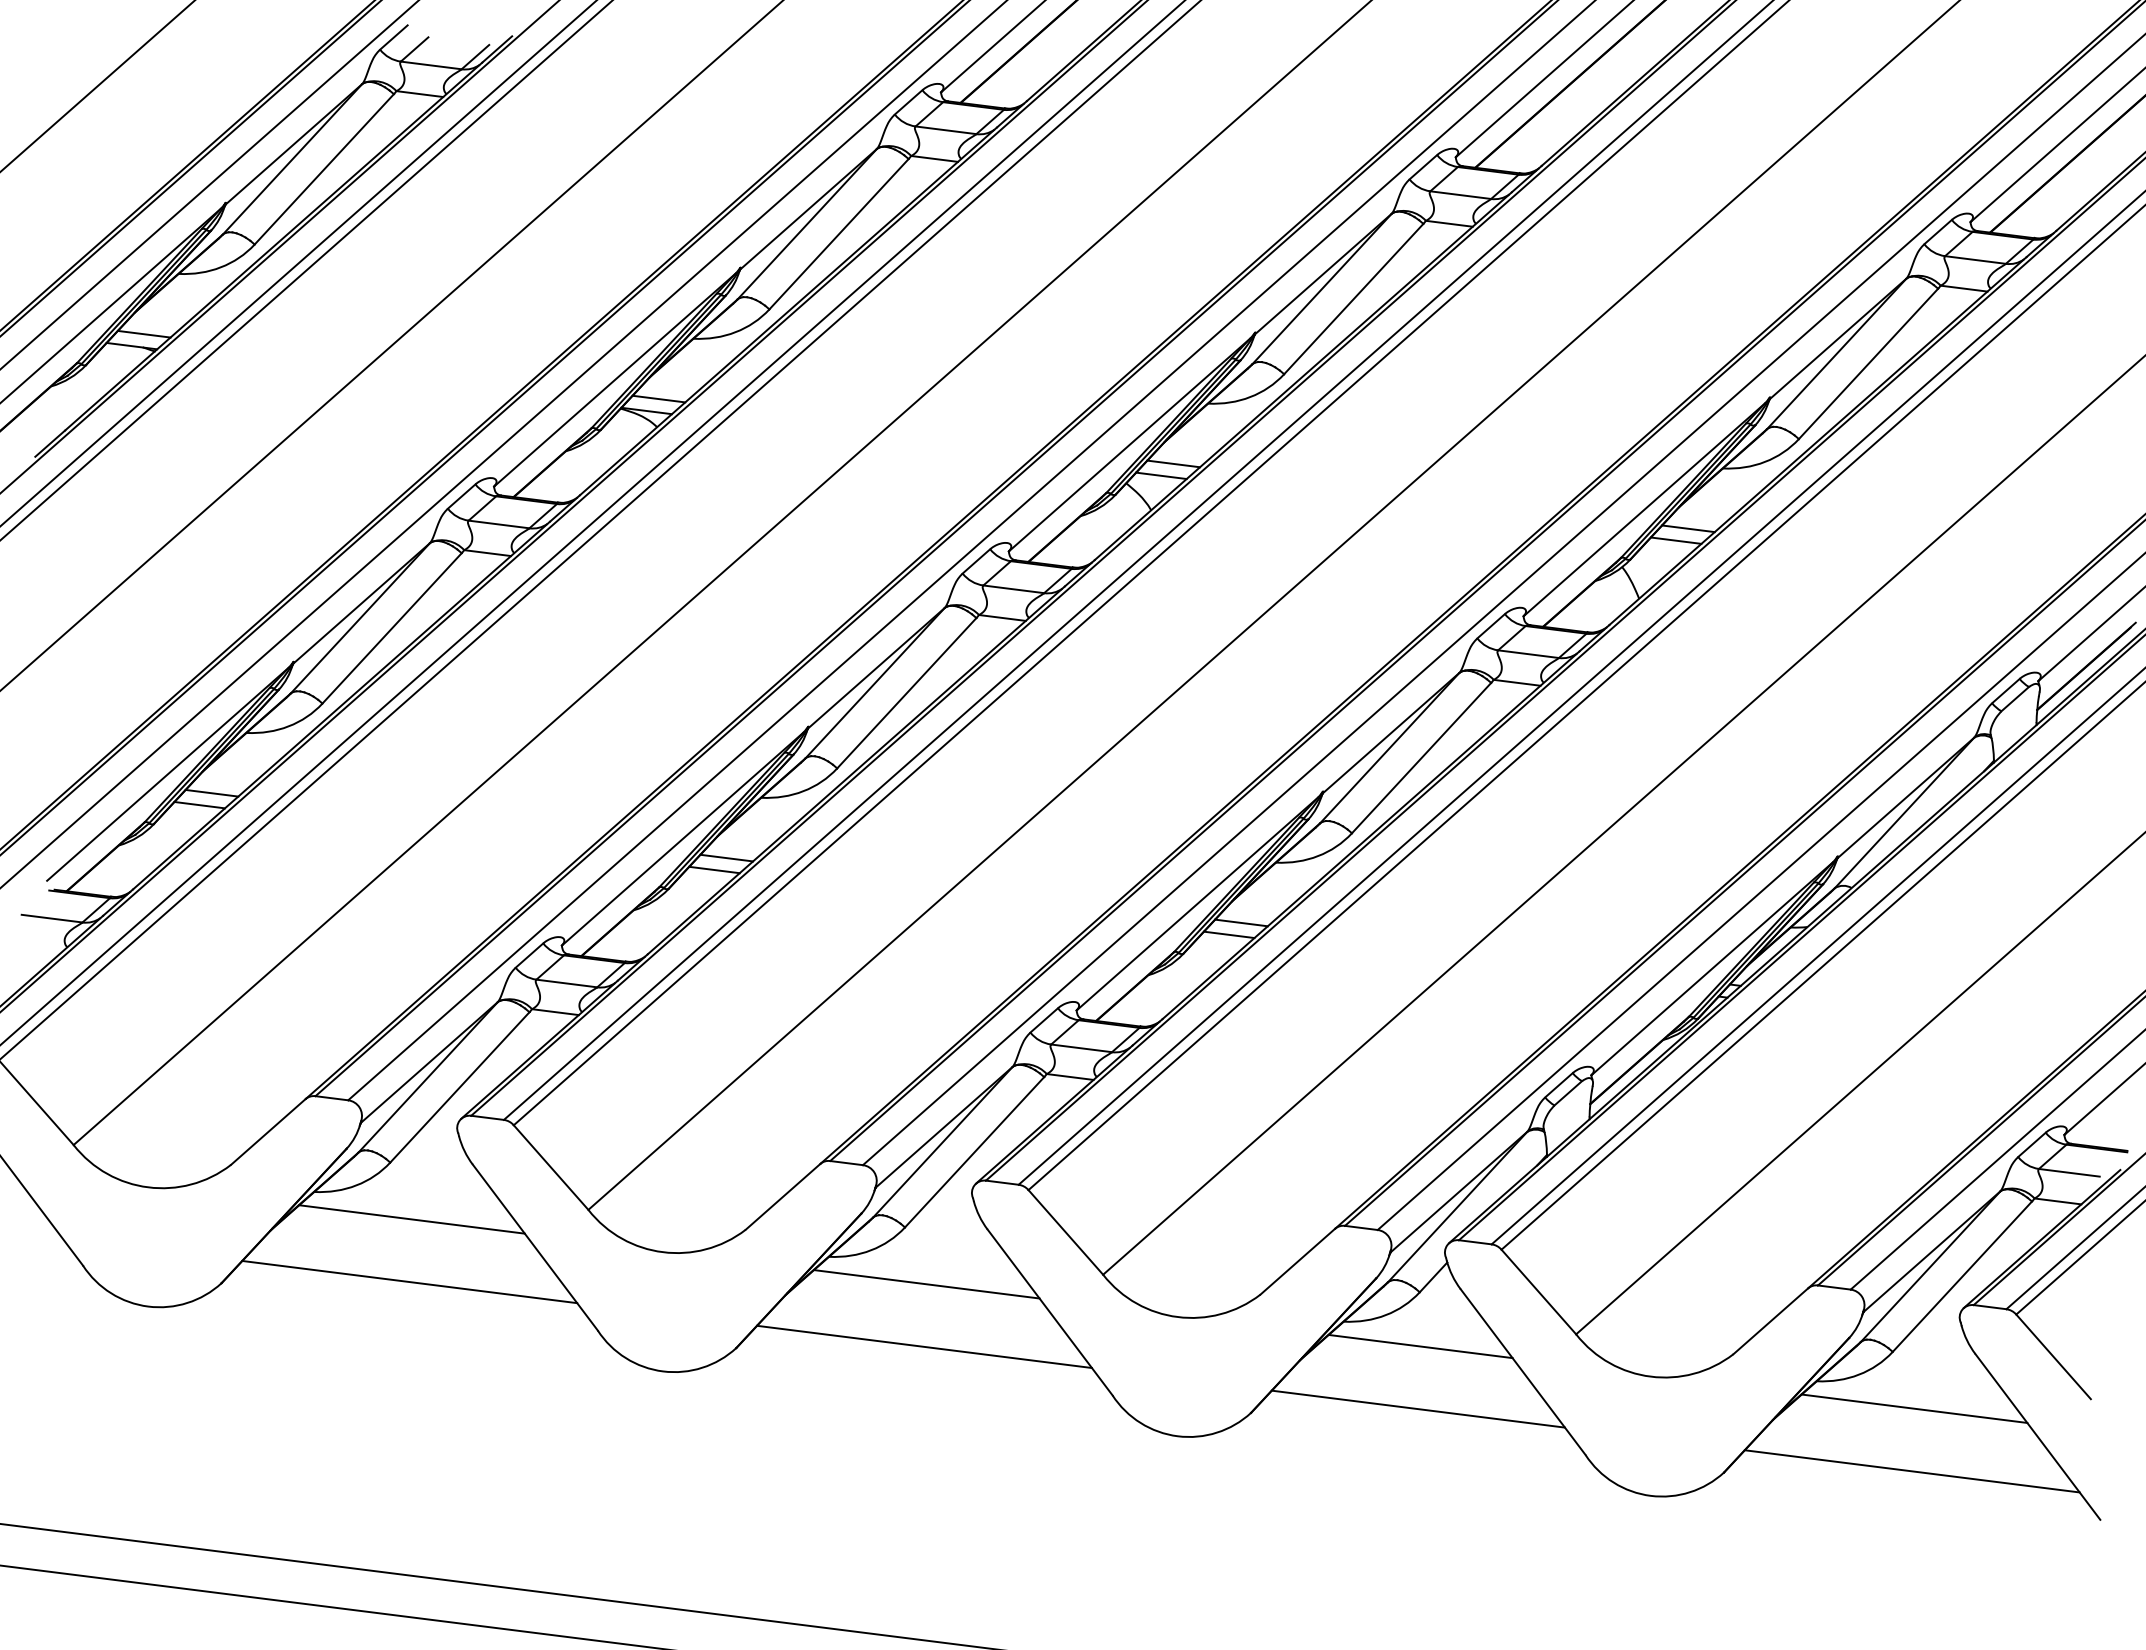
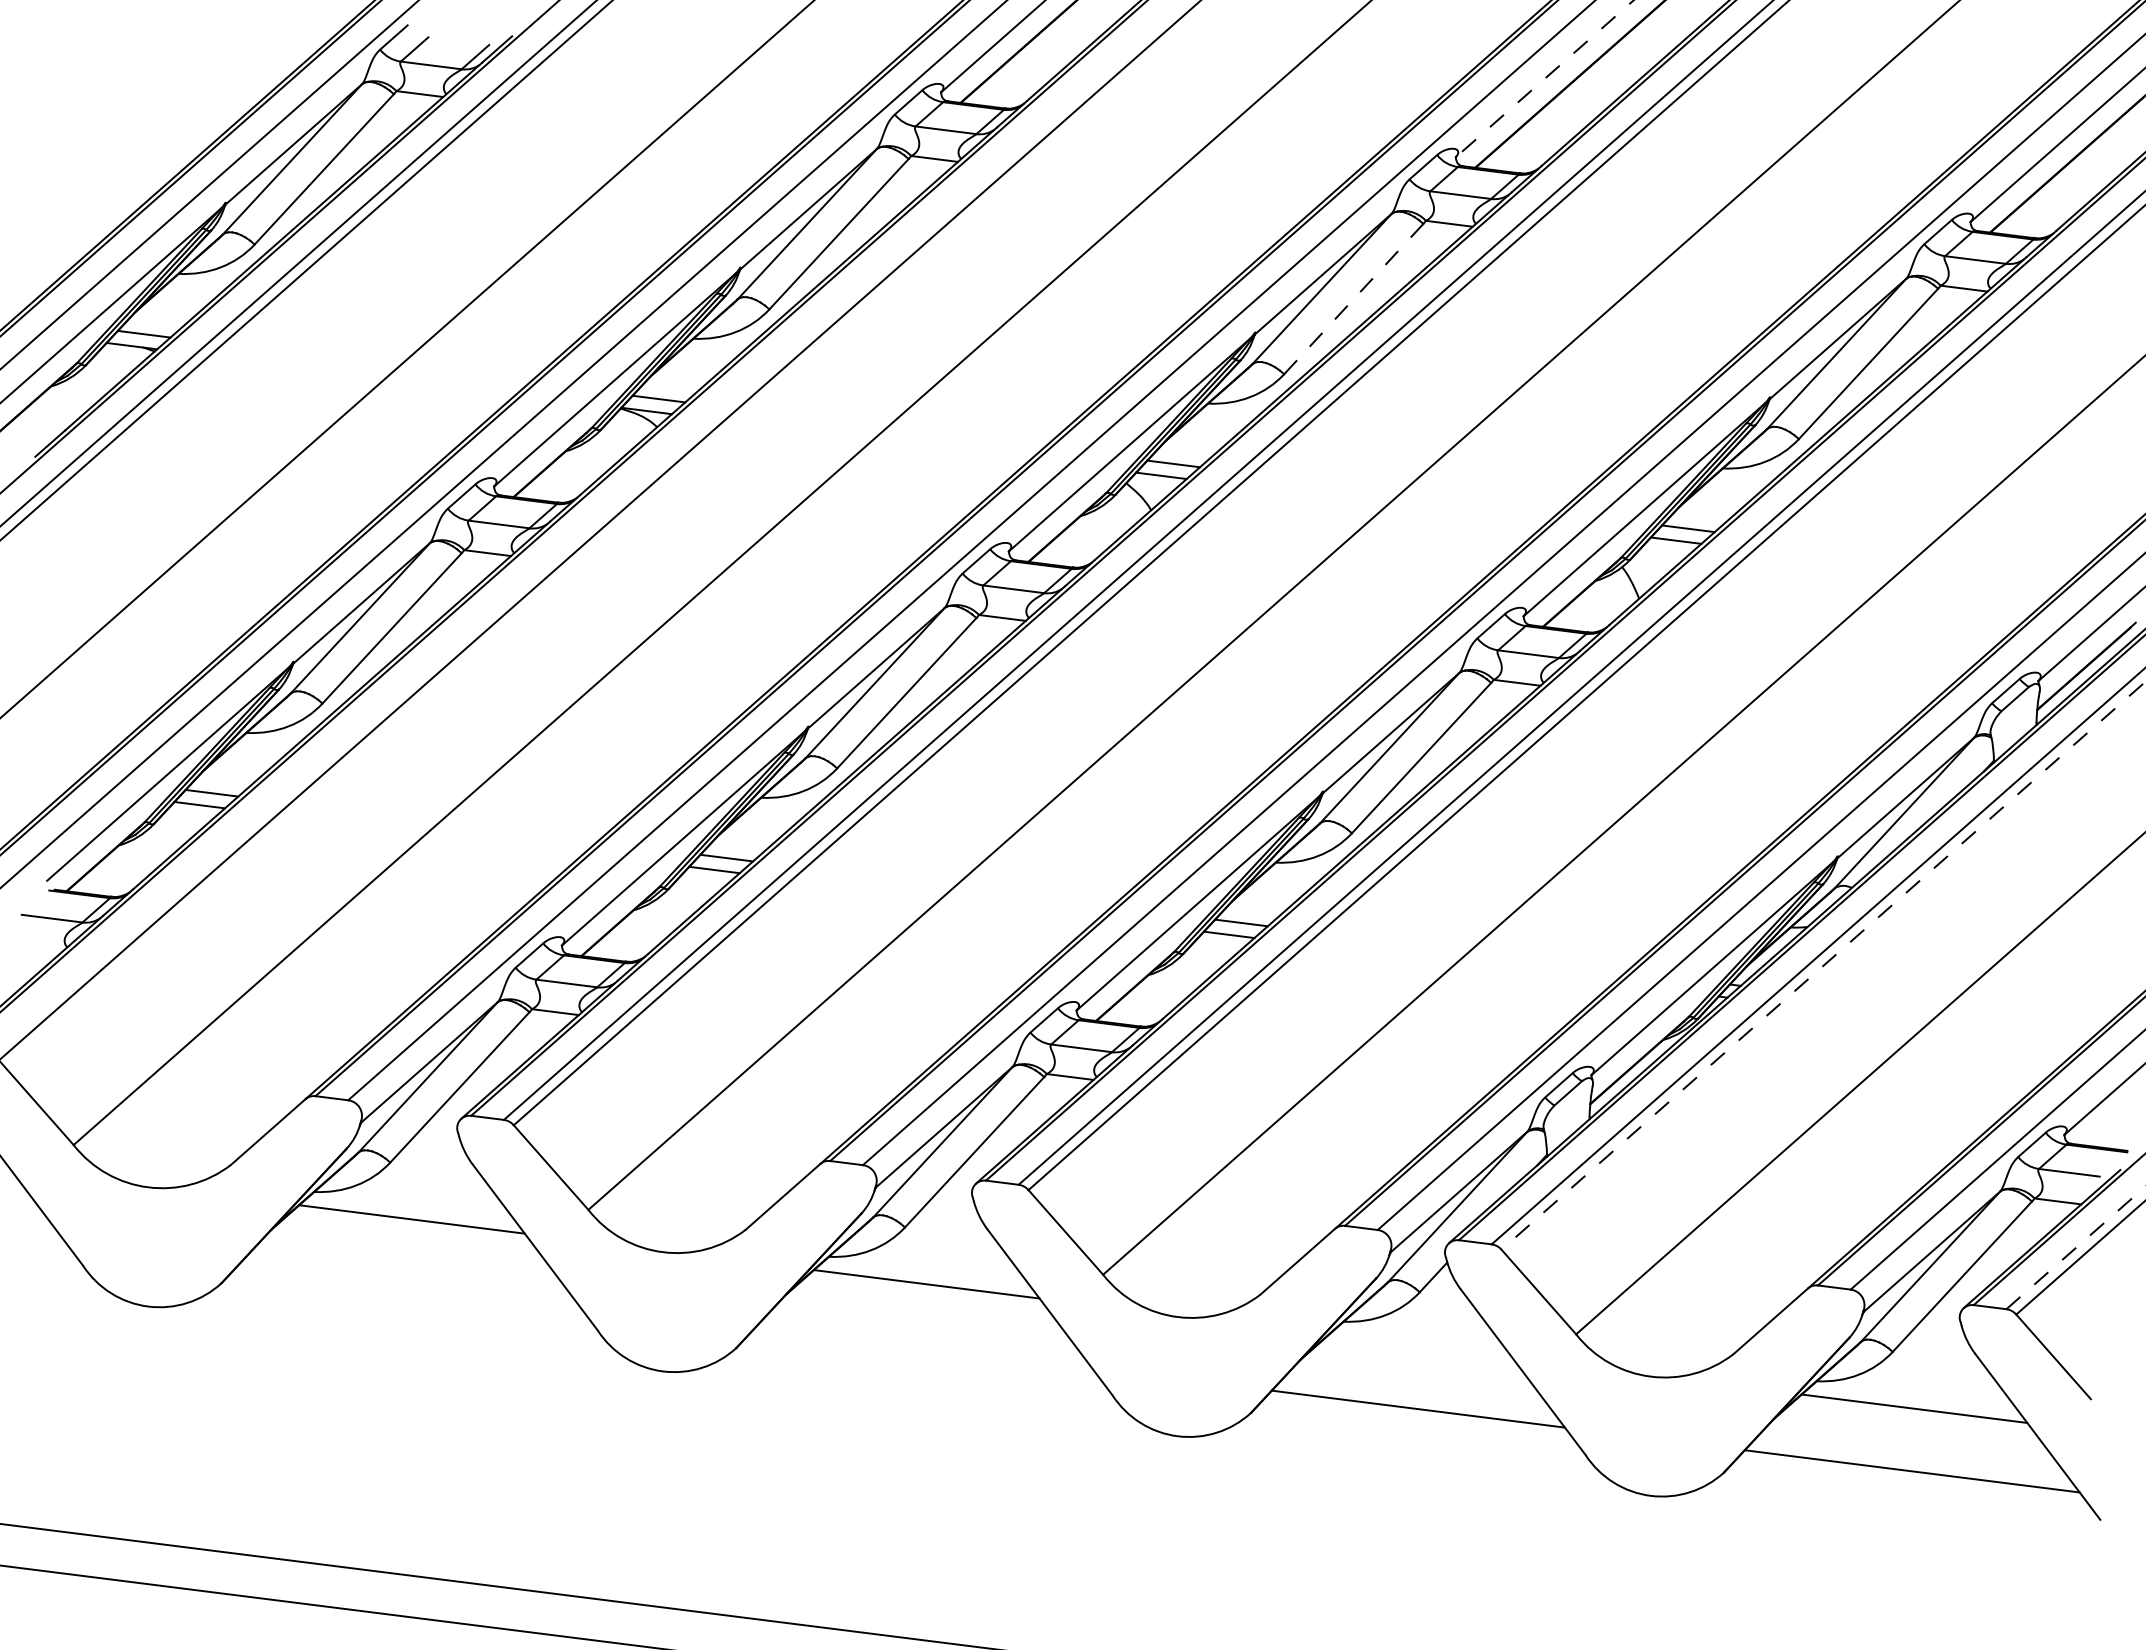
line: solid -> dashed (1544, 78)
line: present -> none (97, 86)
line: solid -> dashed (1353, 299)
line position: (391, 345) -> (407, 359) (407, 359)
line: present -> none (592, 522)
line: solid -> dashed (1823, 966)
line: solid -> dashed (2076, 1247)
line: present -> none (409, 1281)
line: present -> none (924, 1346)
line: present -> none (1420, 1346)
